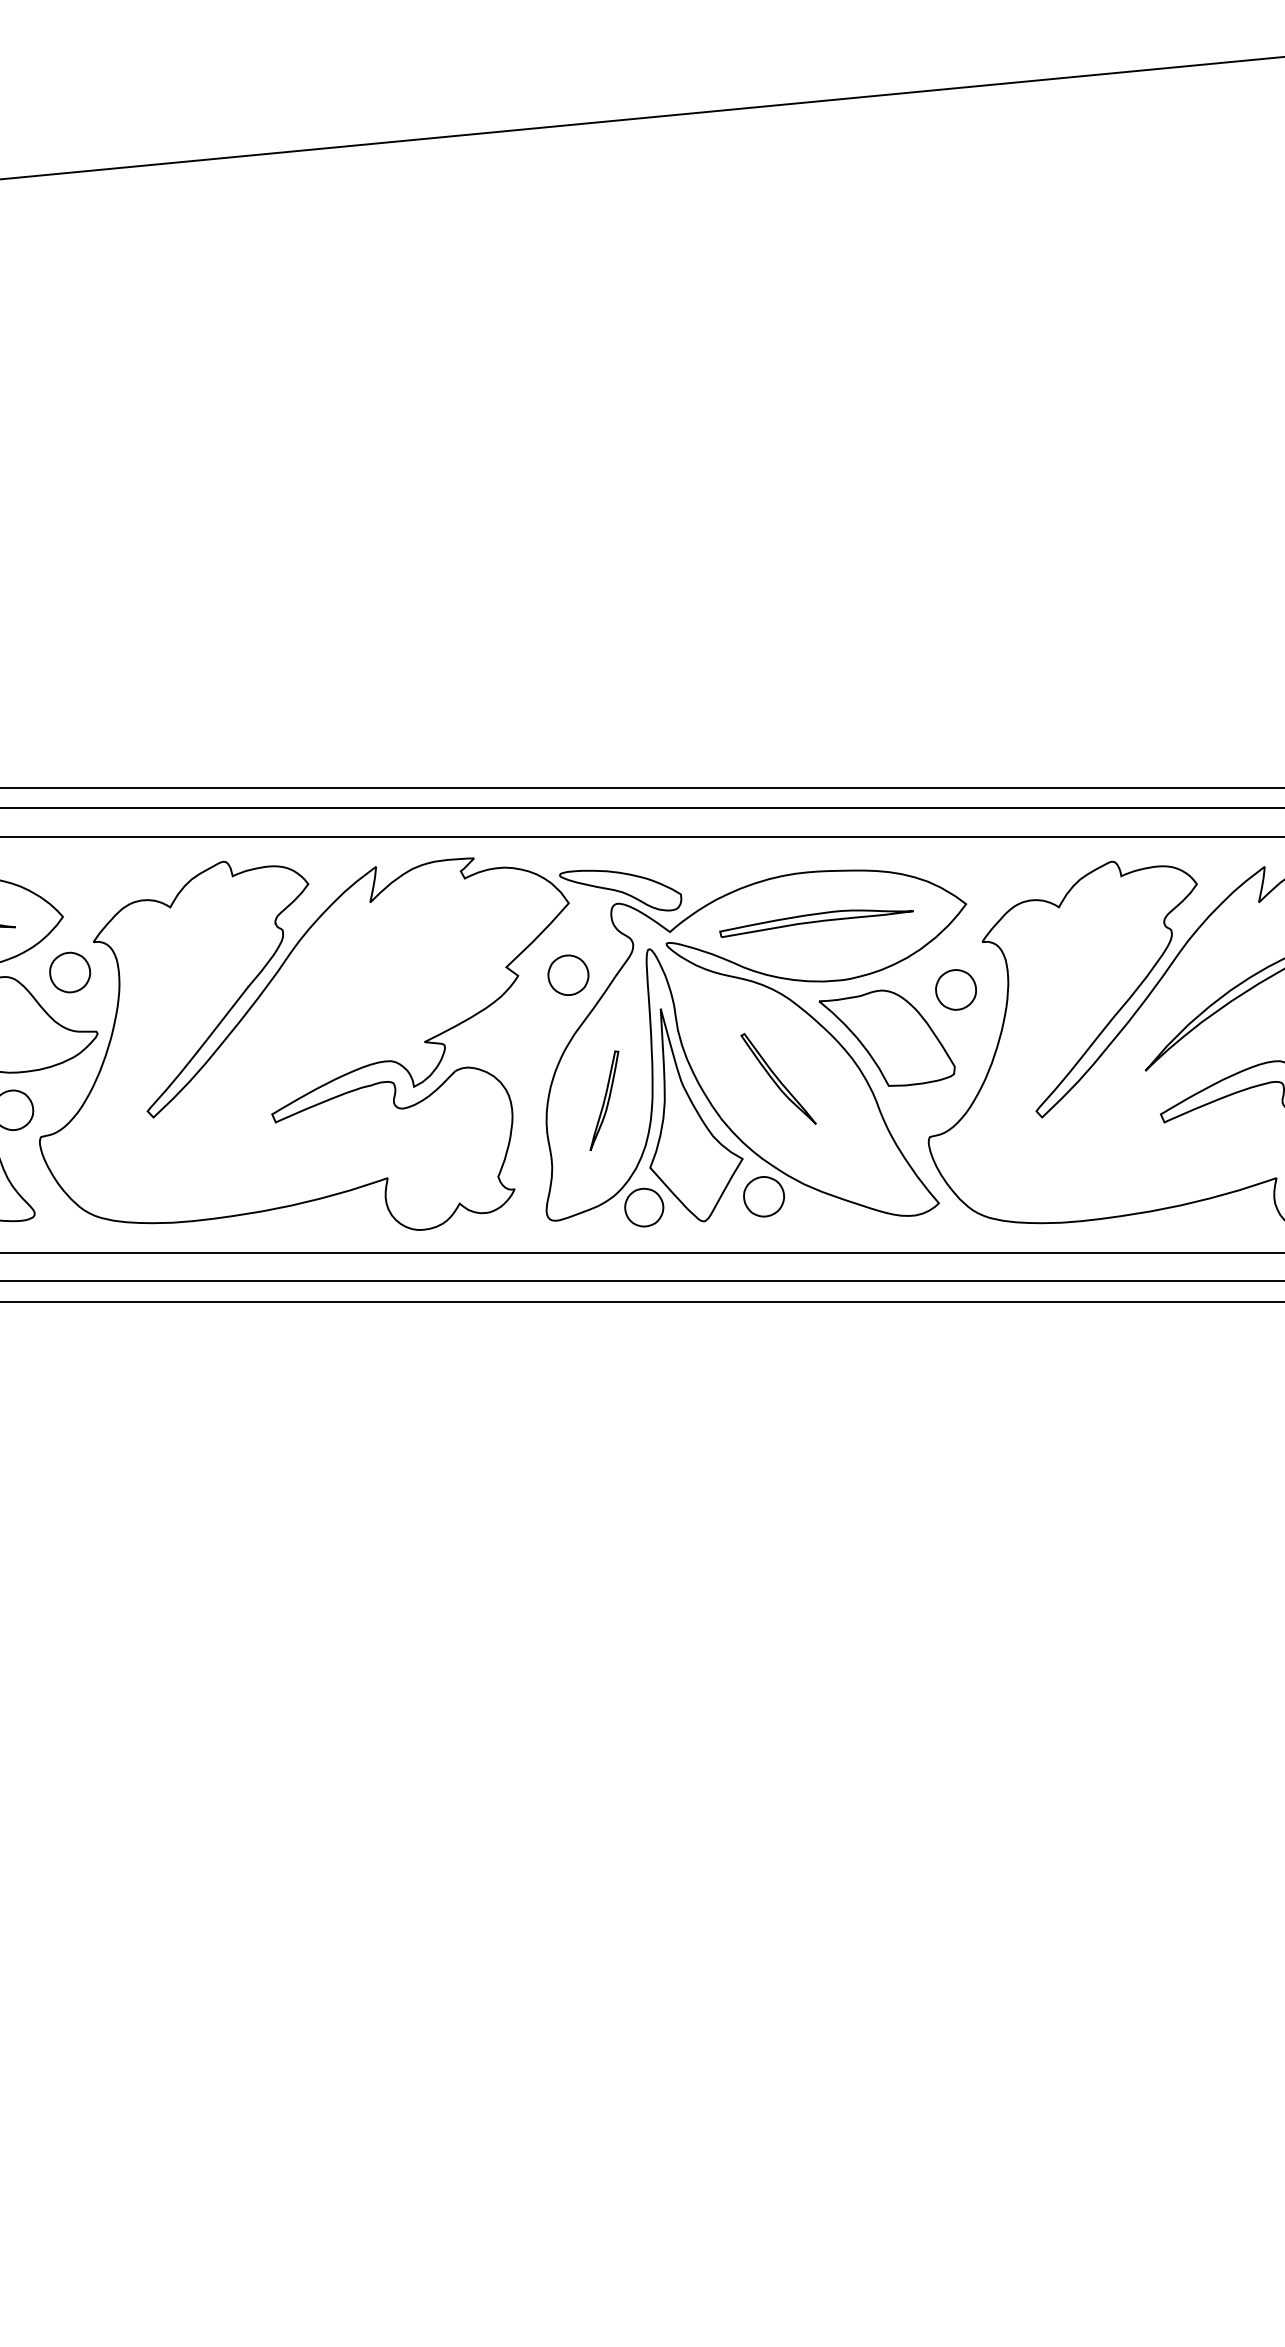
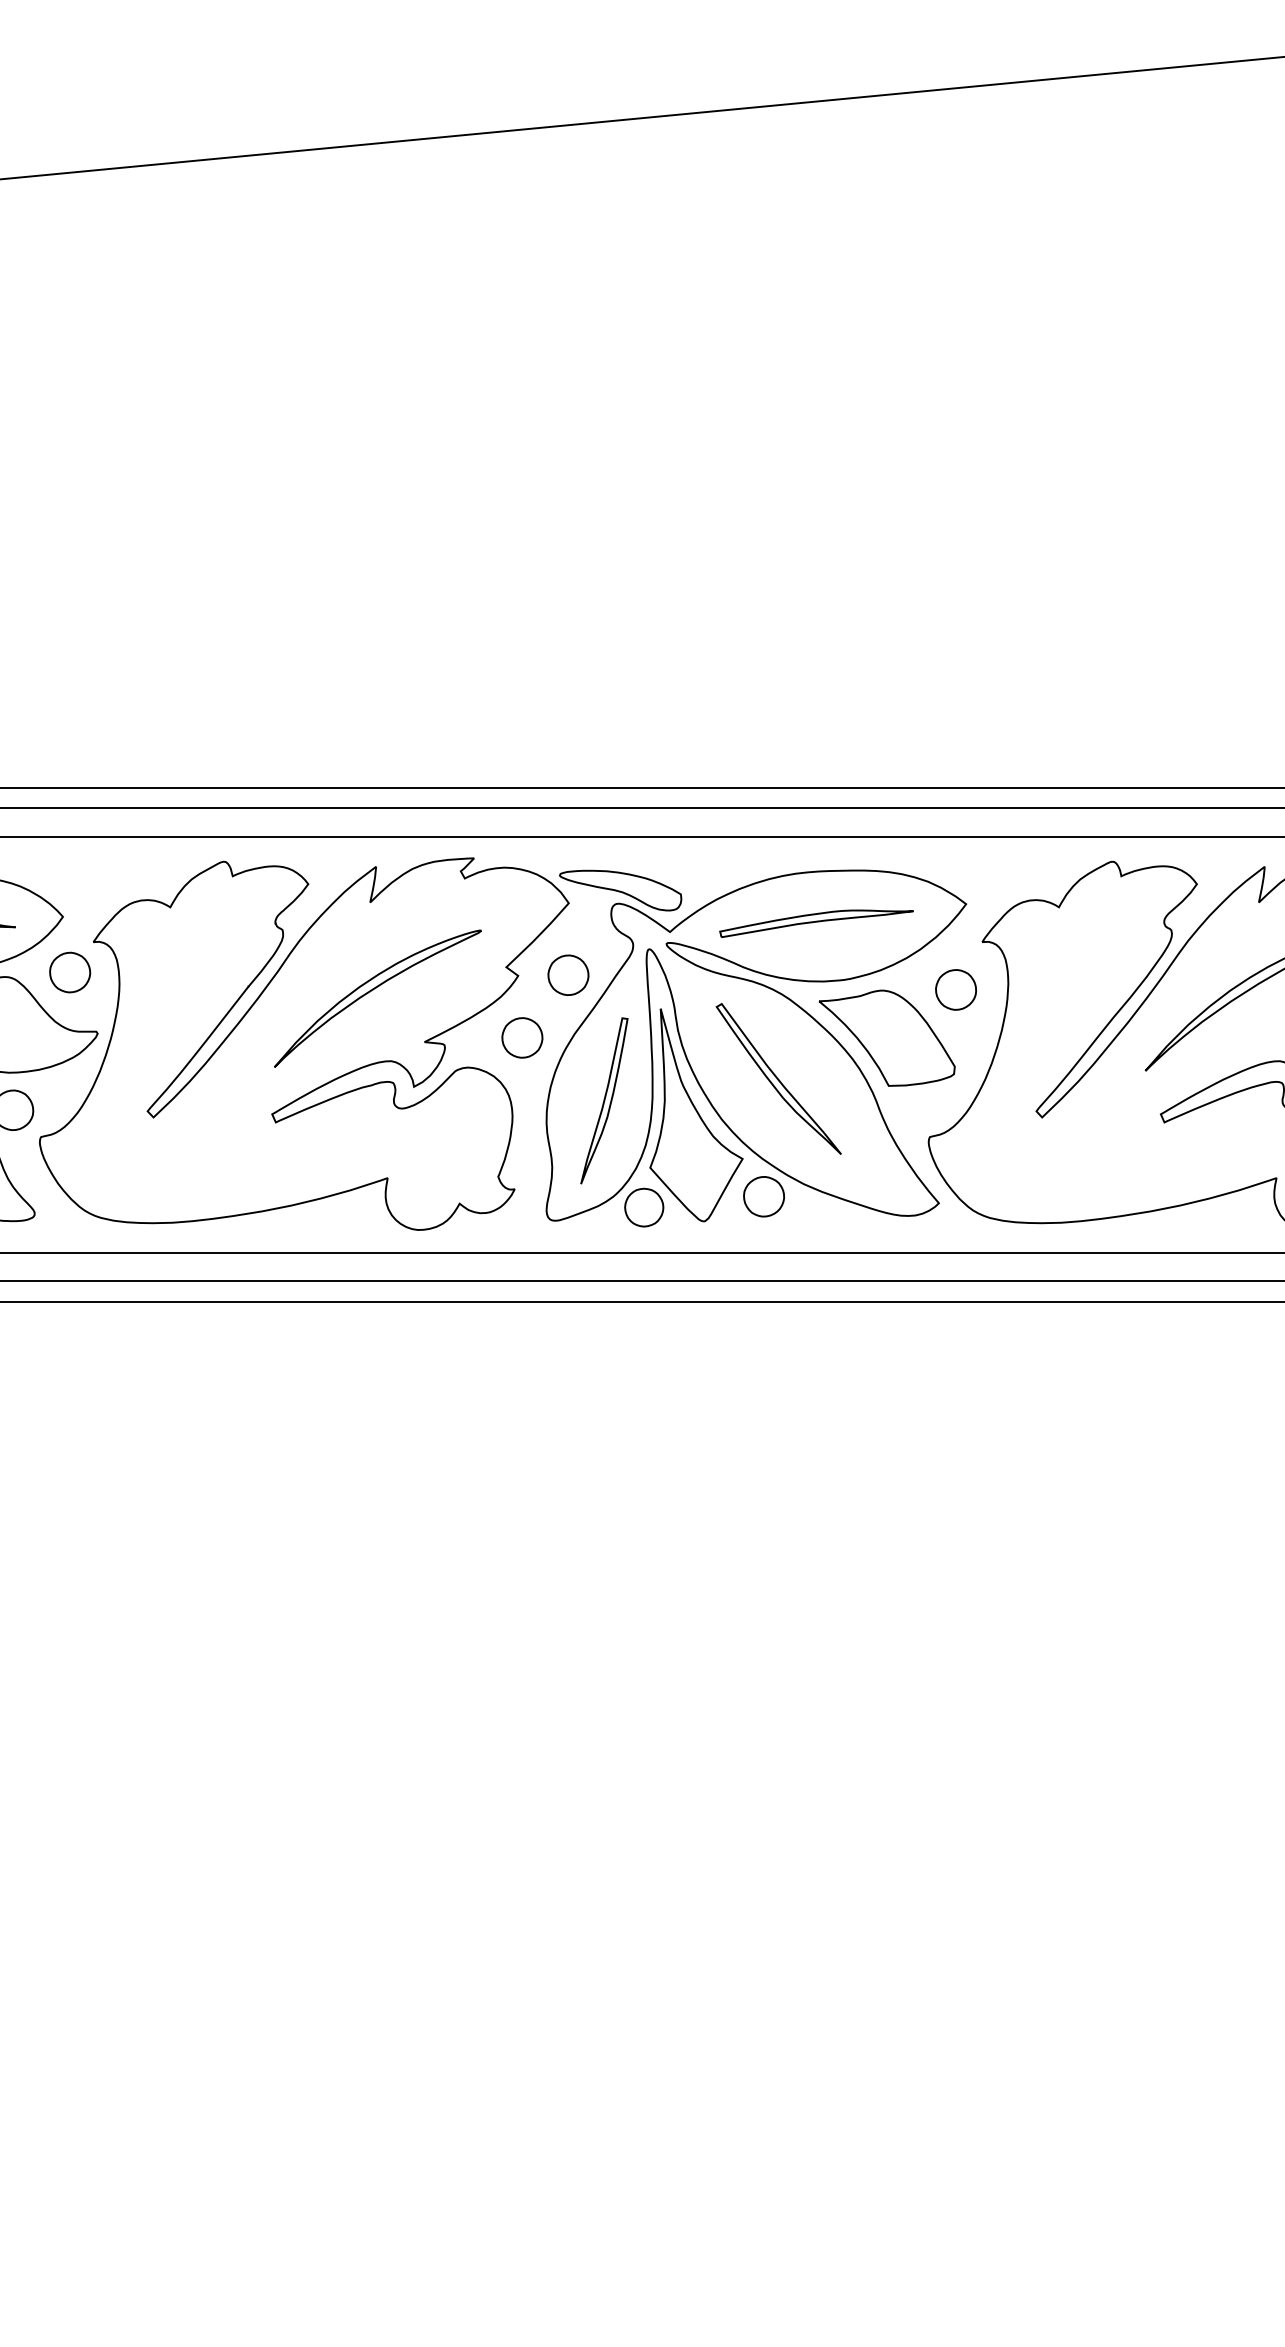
part: none -> present (373, 990)
part: none -> present (522, 1037)
part size: 77x92 px -> 127x152 px (778, 1078)
part size: 31x101 px -> 49x168 px (604, 1100)
